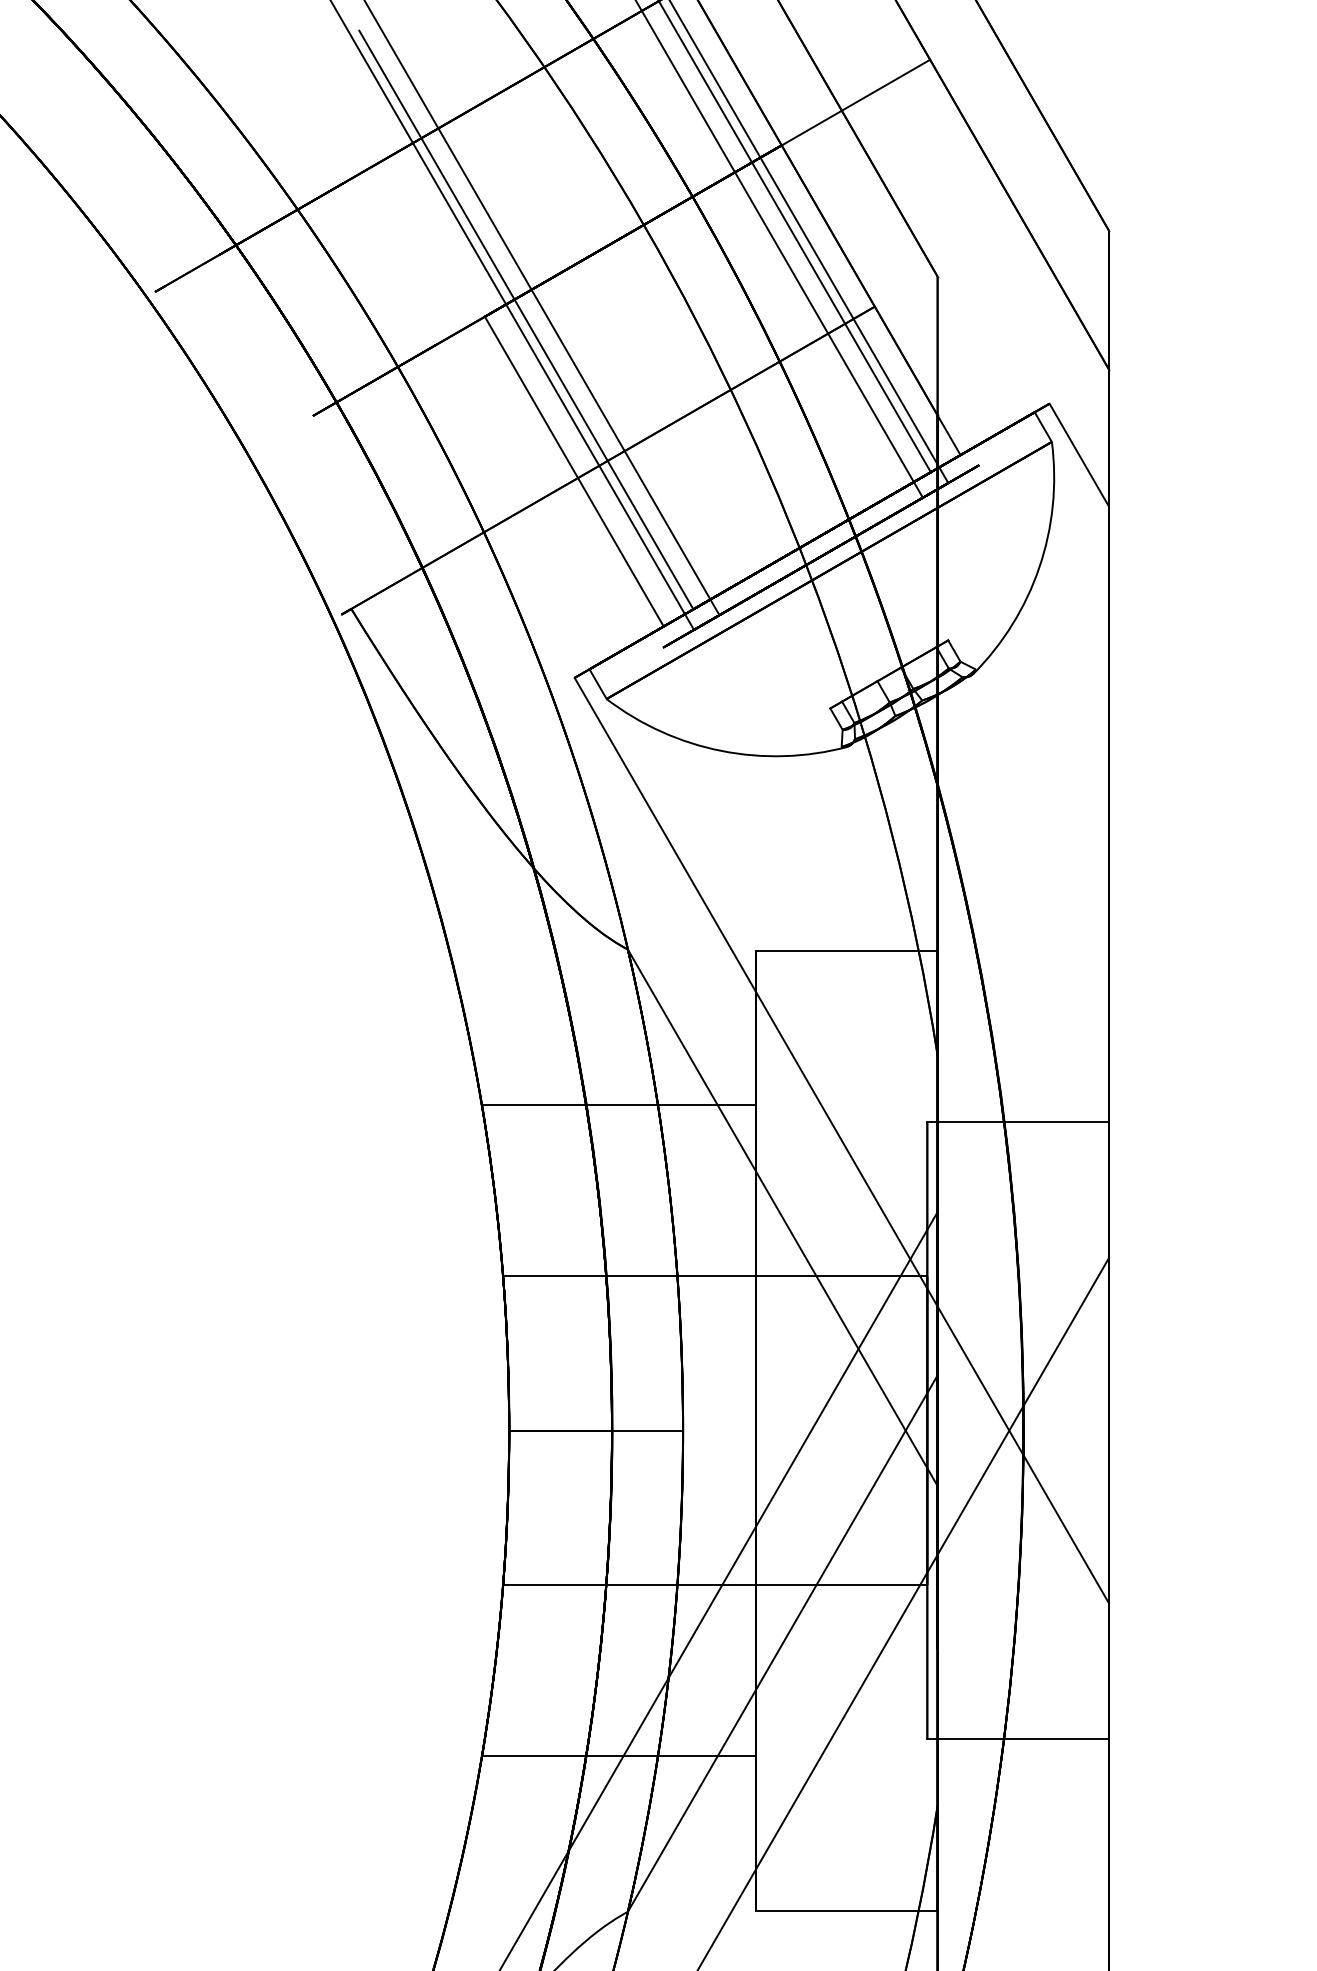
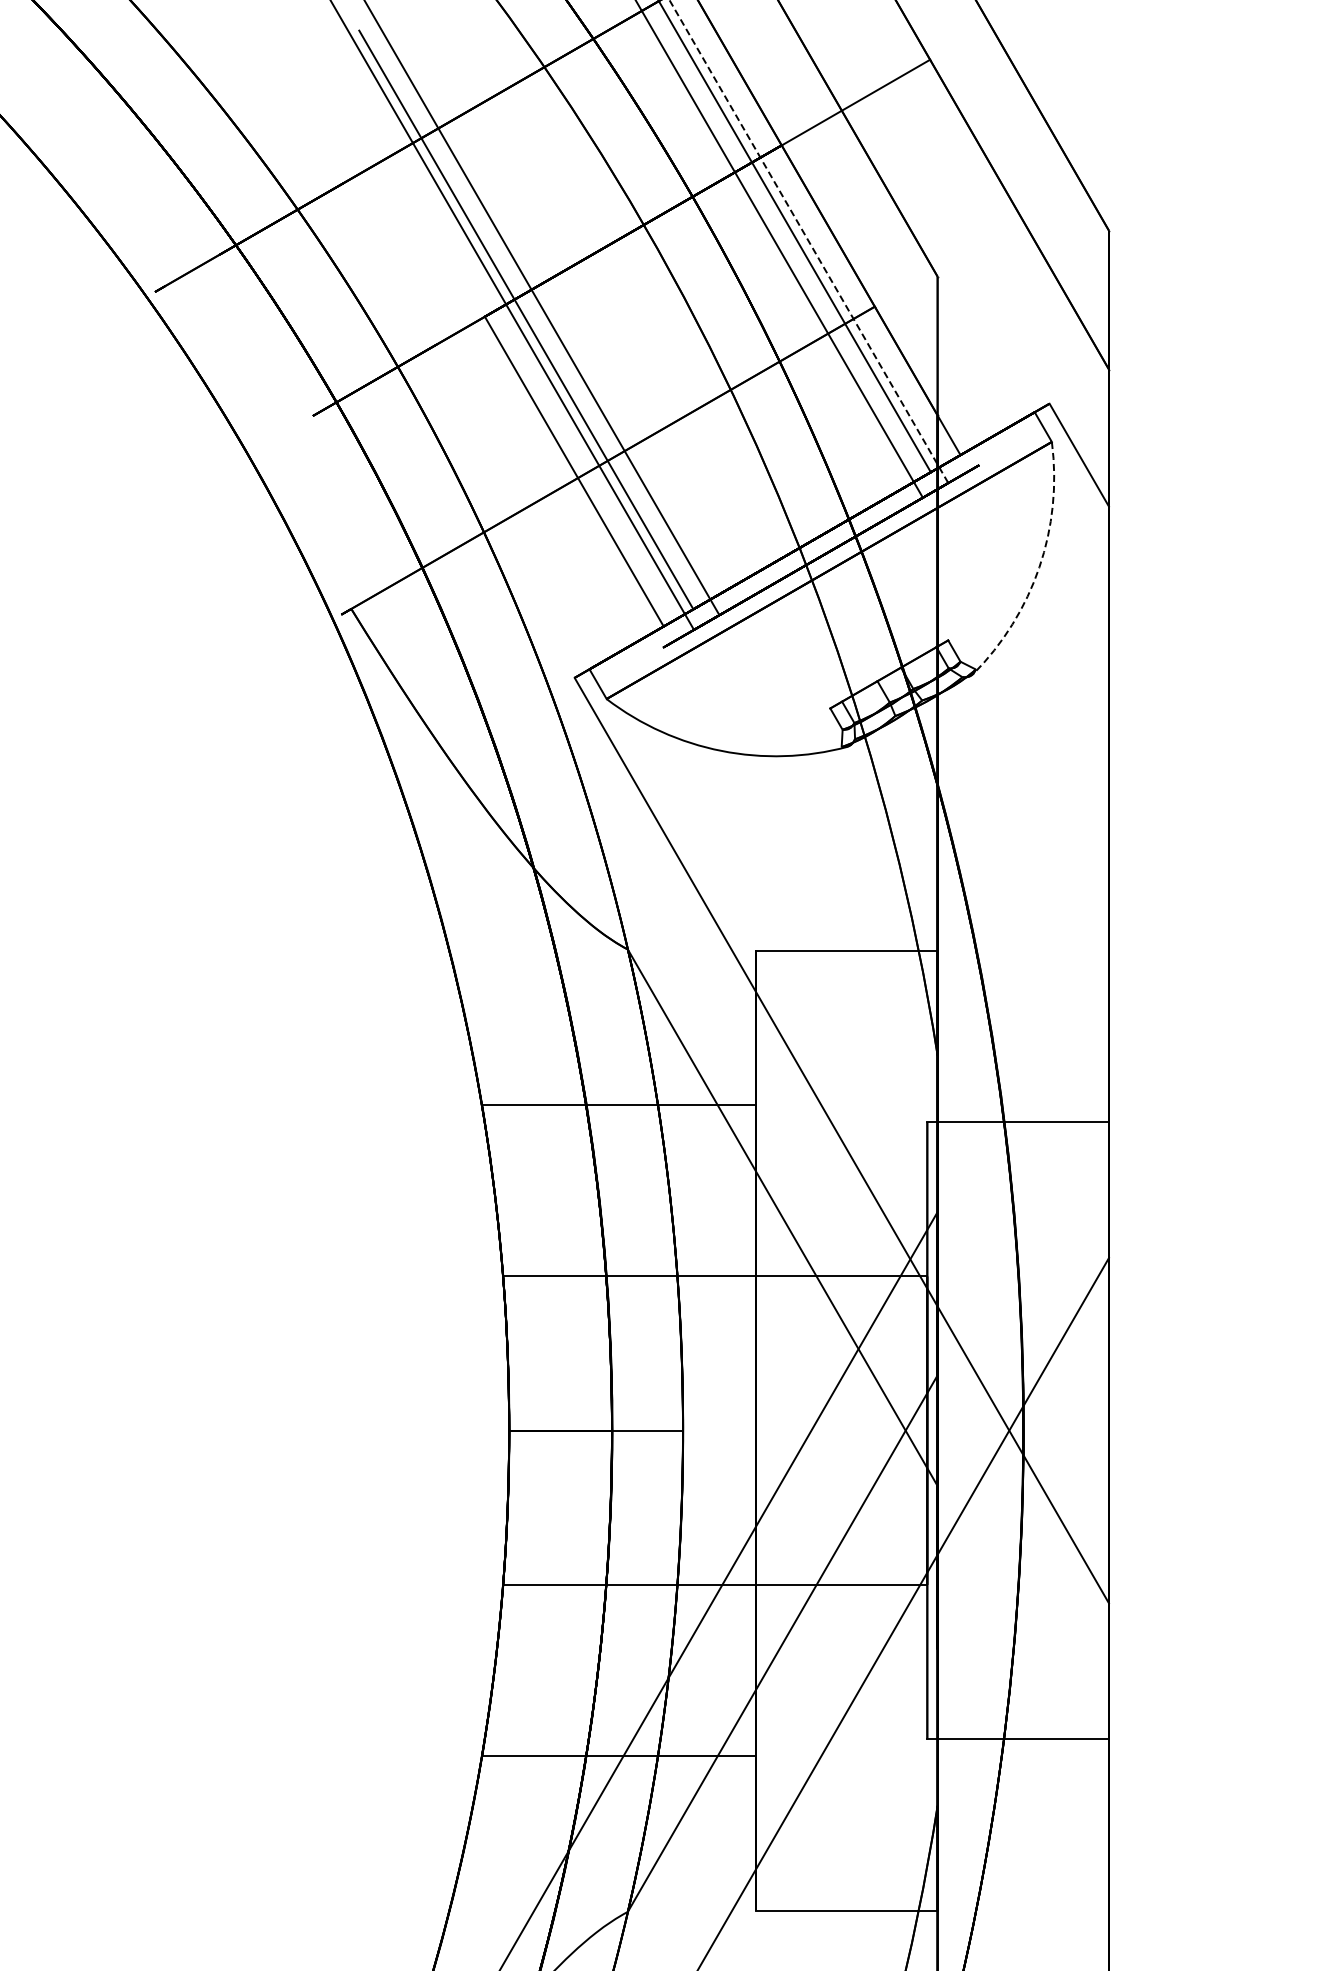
line: solid -> dashed (808, 241)
arc: solid -> dashed (1039, 567)
